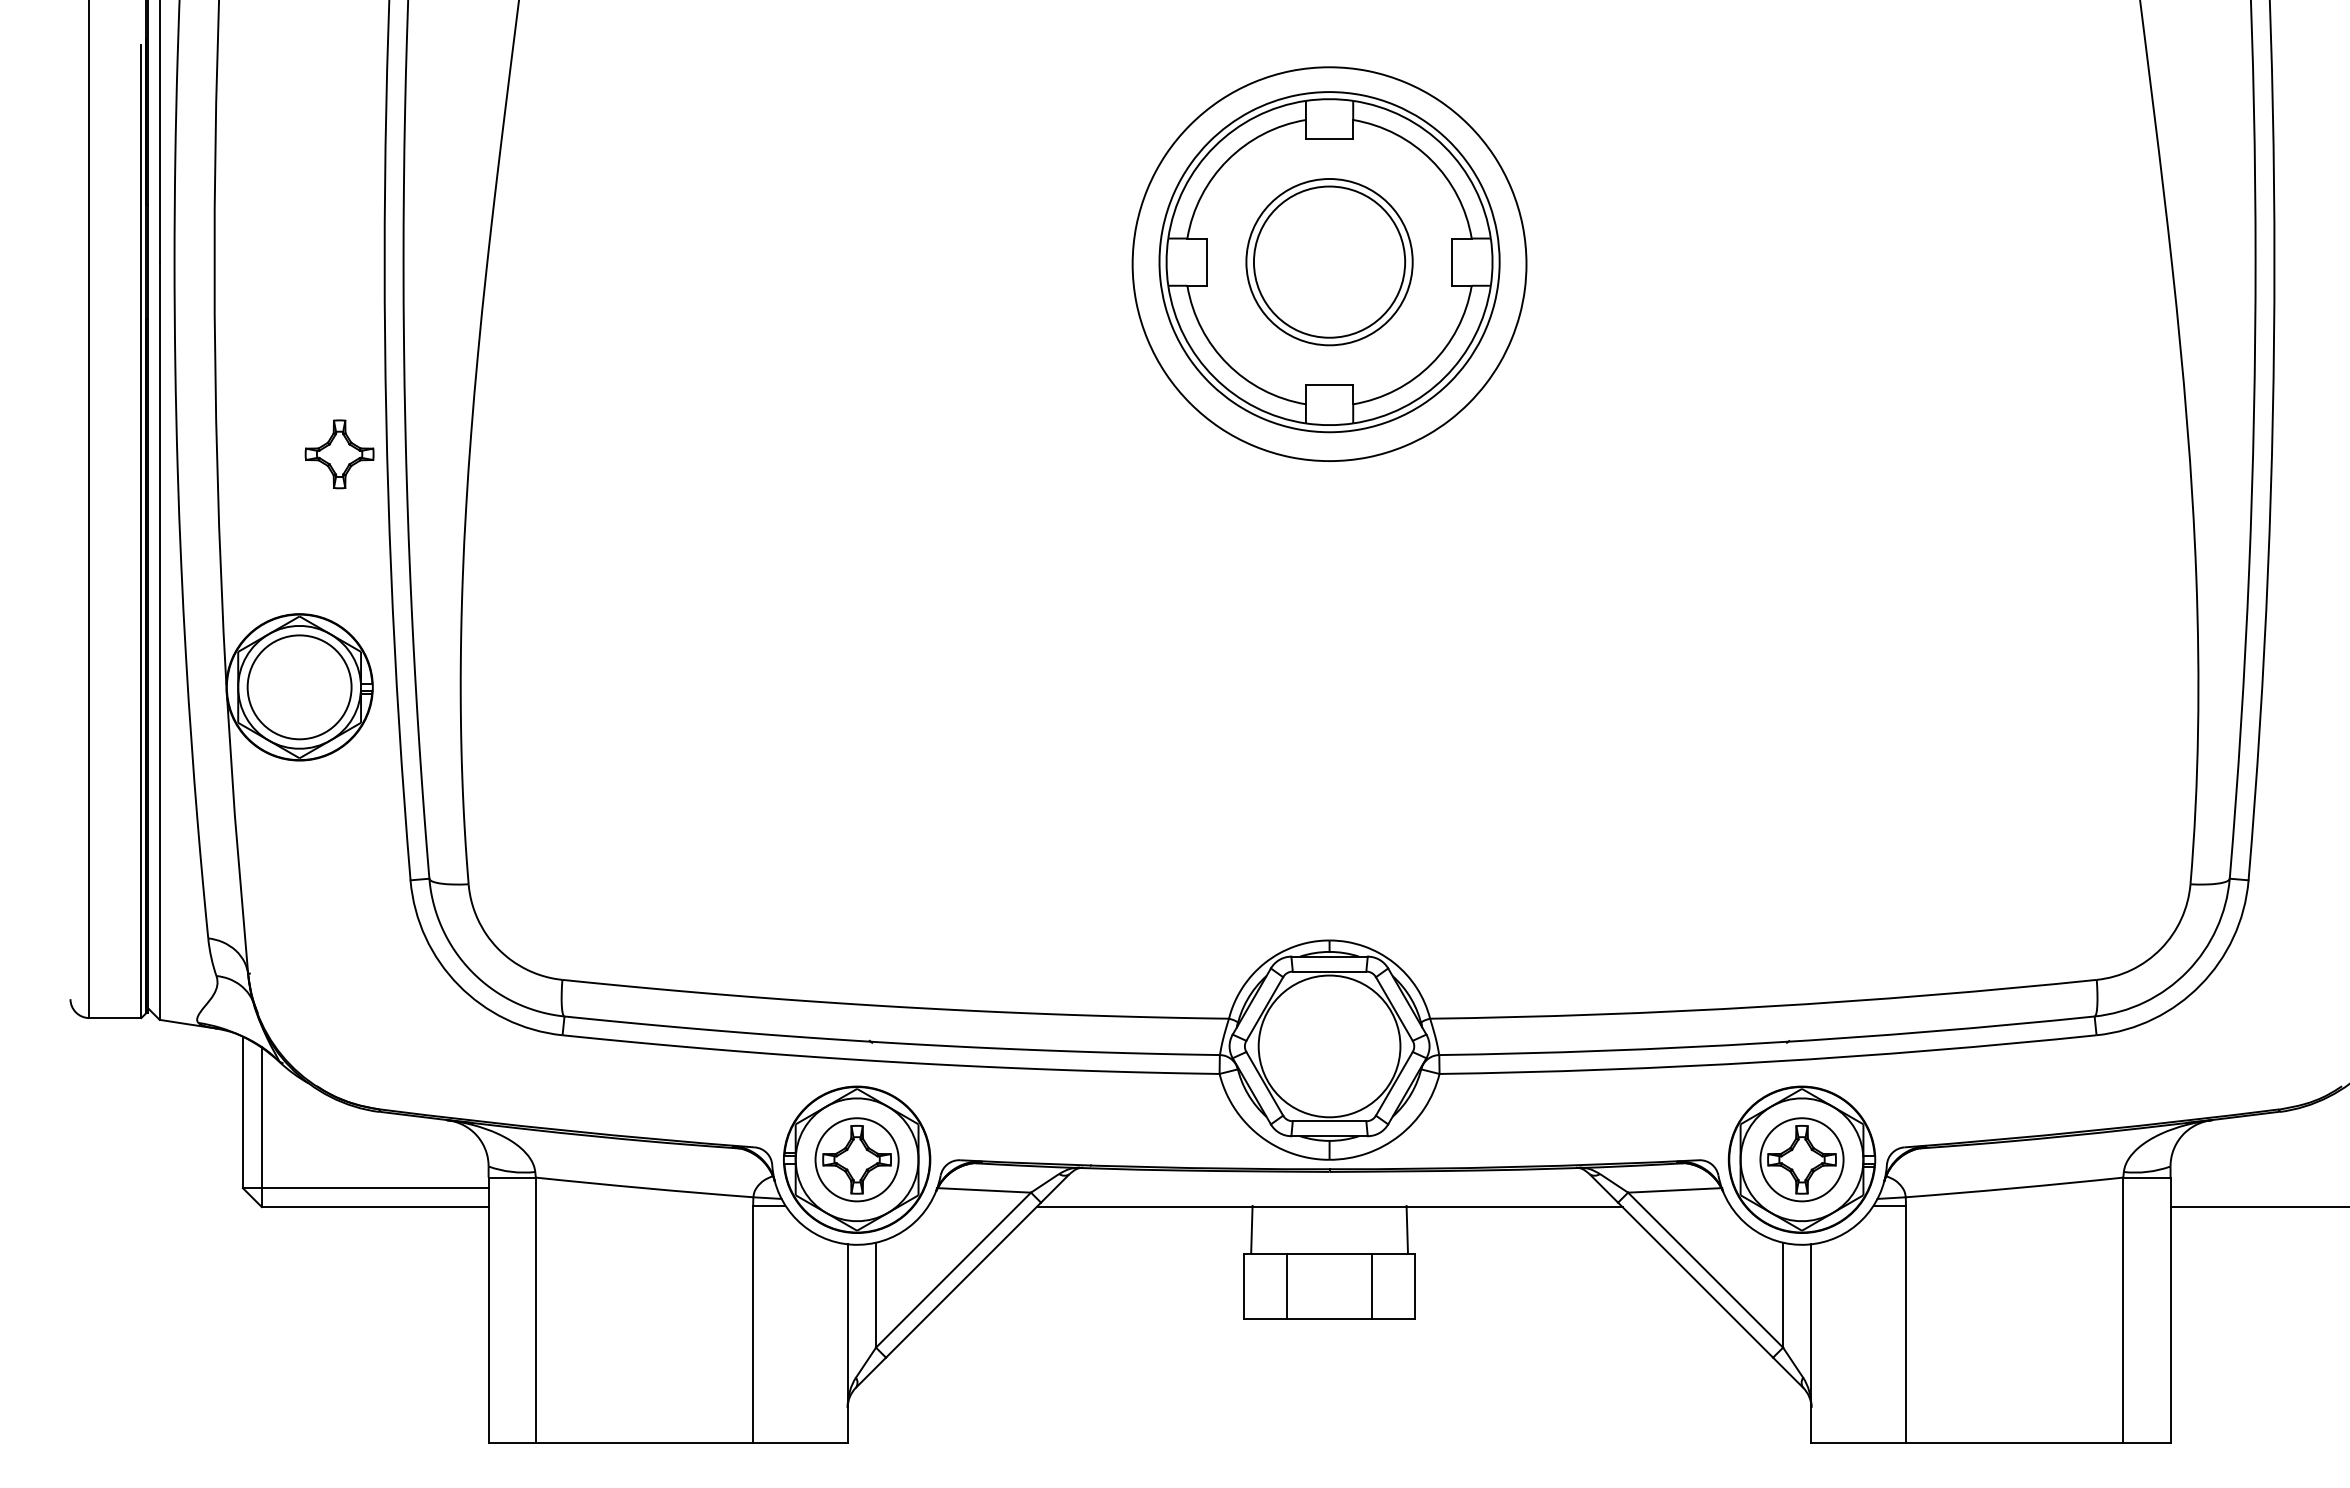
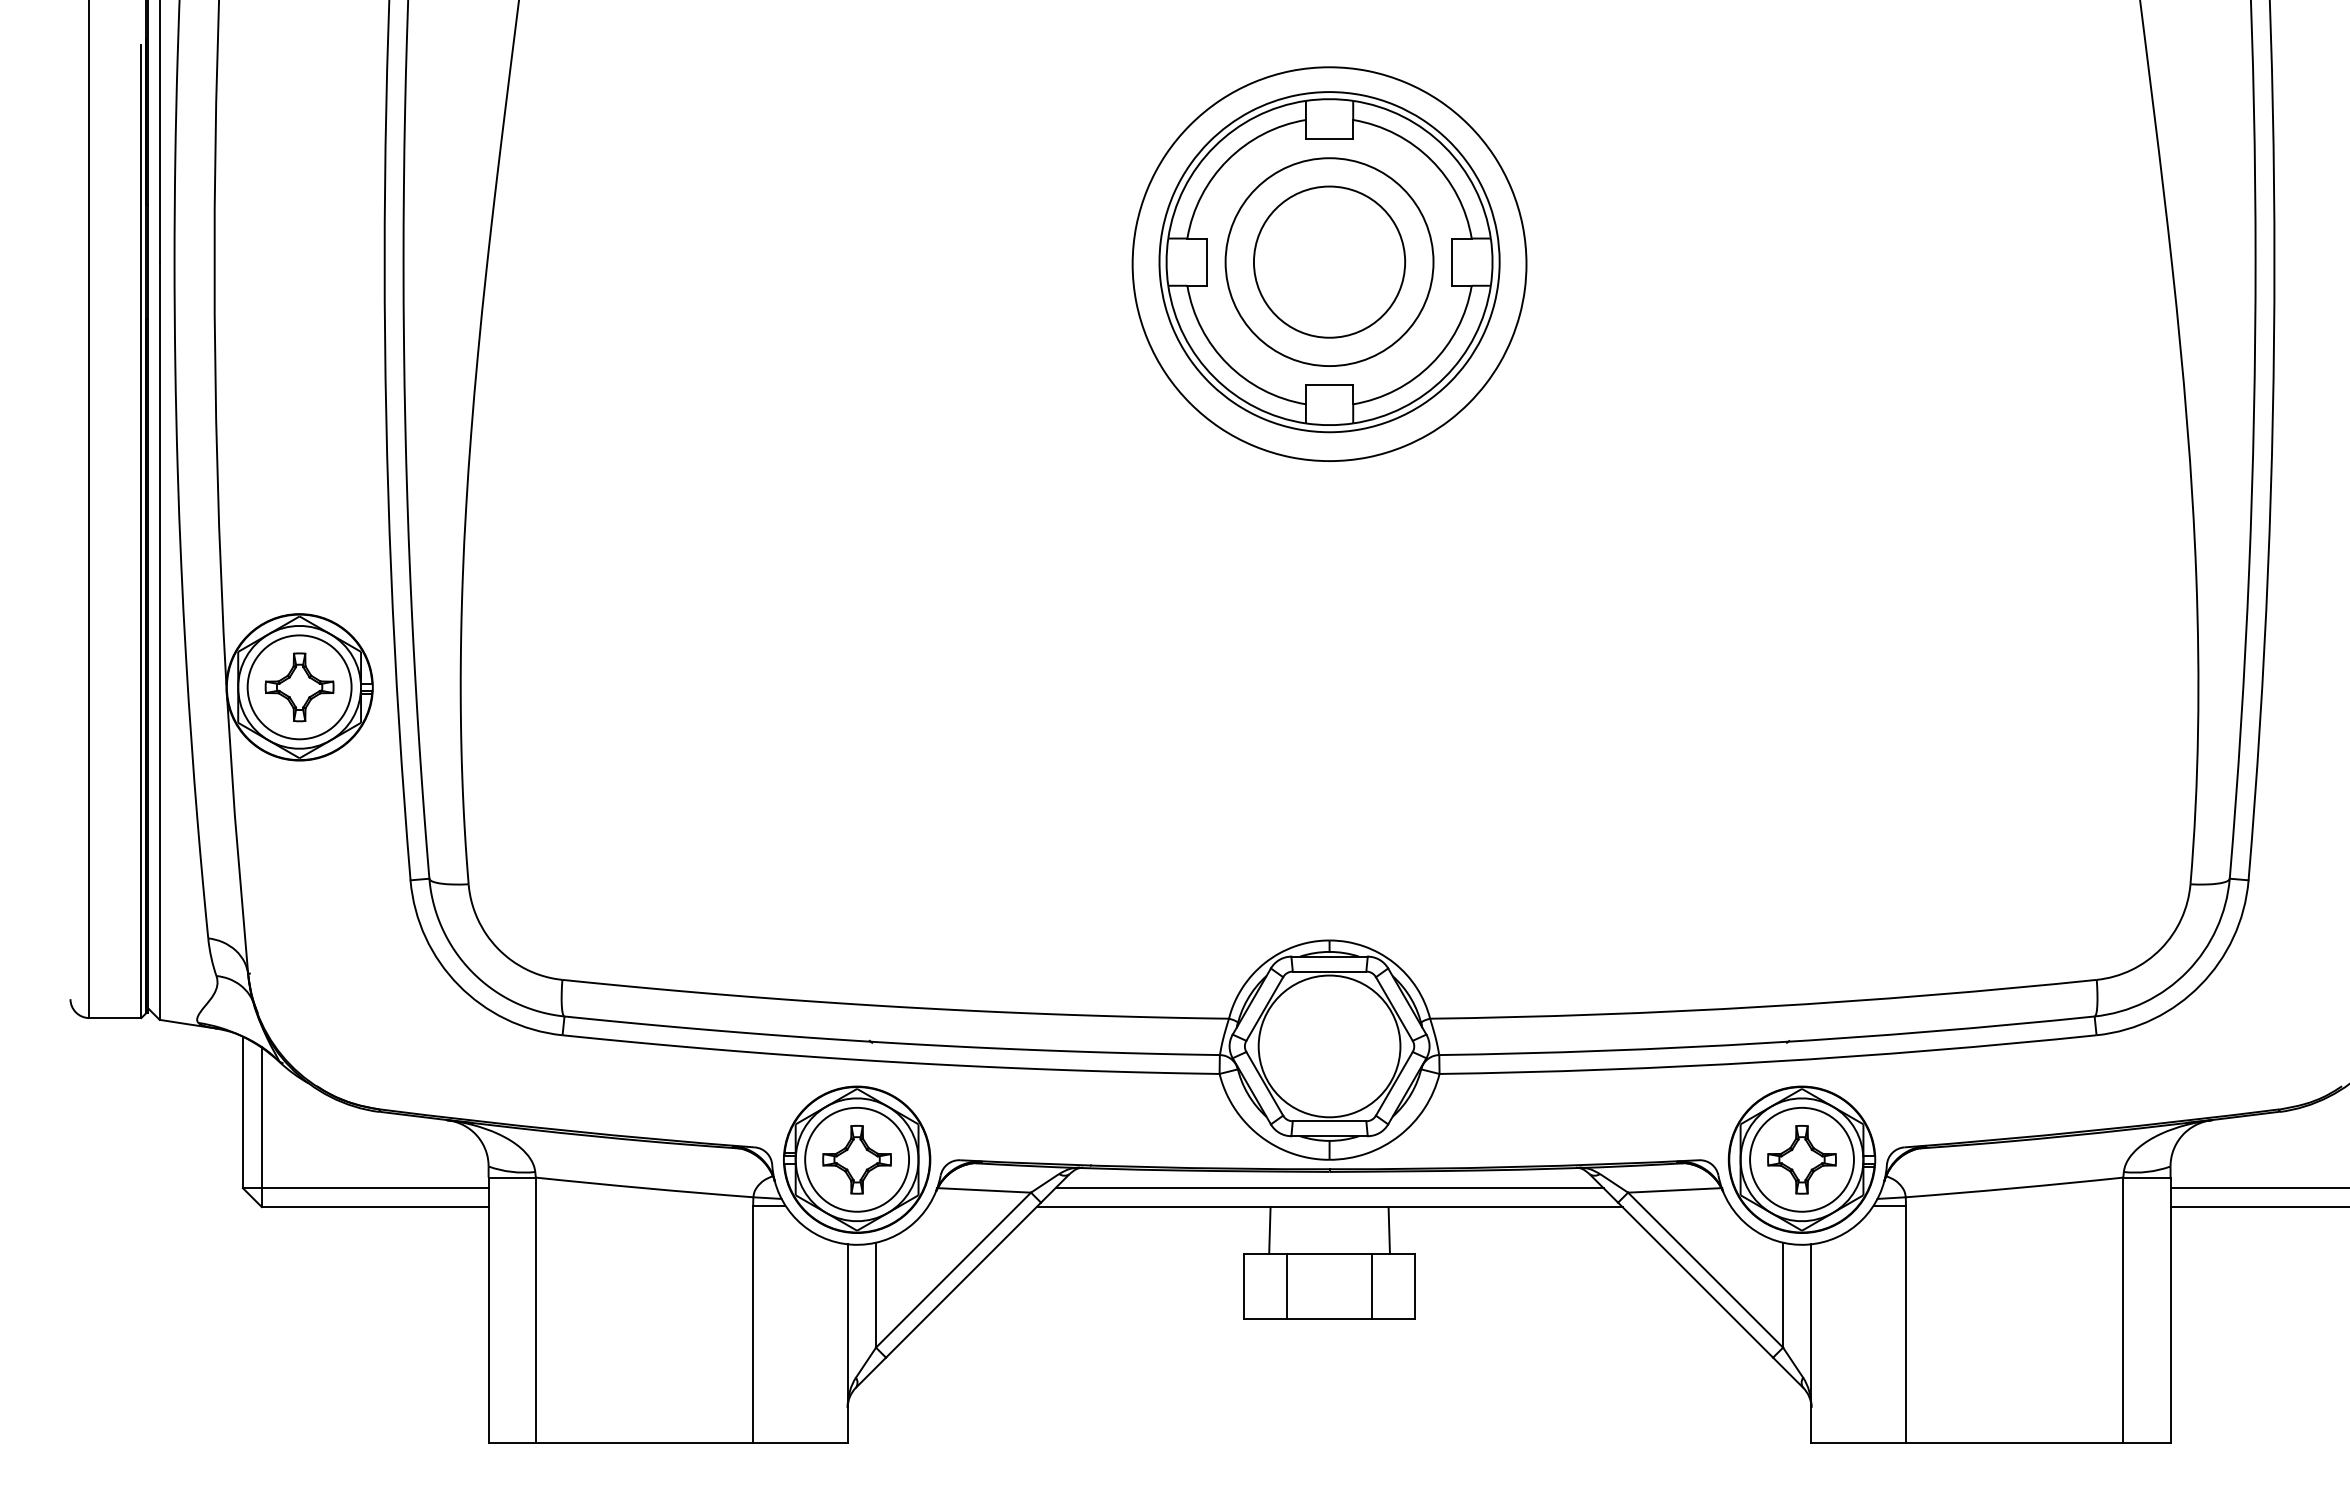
circle diameter: 166 px -> 208 px (1329, 262)
part position: (339, 454) -> (299, 687) (299, 687)
circle diameter: 83 px -> 104 px (857, 1159)
circle diameter: 83 px -> 104 px (1801, 1159)
line: none -> present (1329, 1188)
line: none -> present (2258, 1188)
line position: (1251, 1229) -> (1269, 1230) (1269, 1230)
line position: (1406, 1229) -> (1388, 1230) (1388, 1230)
